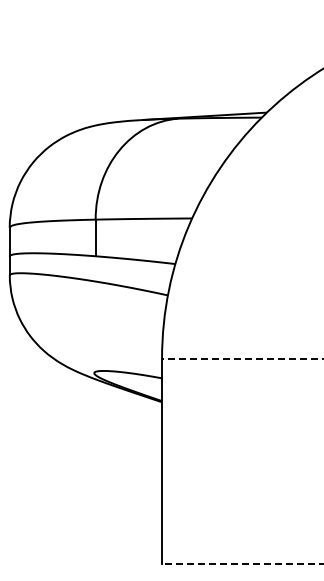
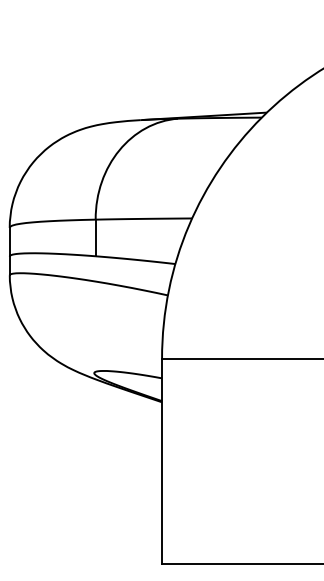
line: dashed -> solid (242, 358)
line: dashed -> solid (242, 563)
